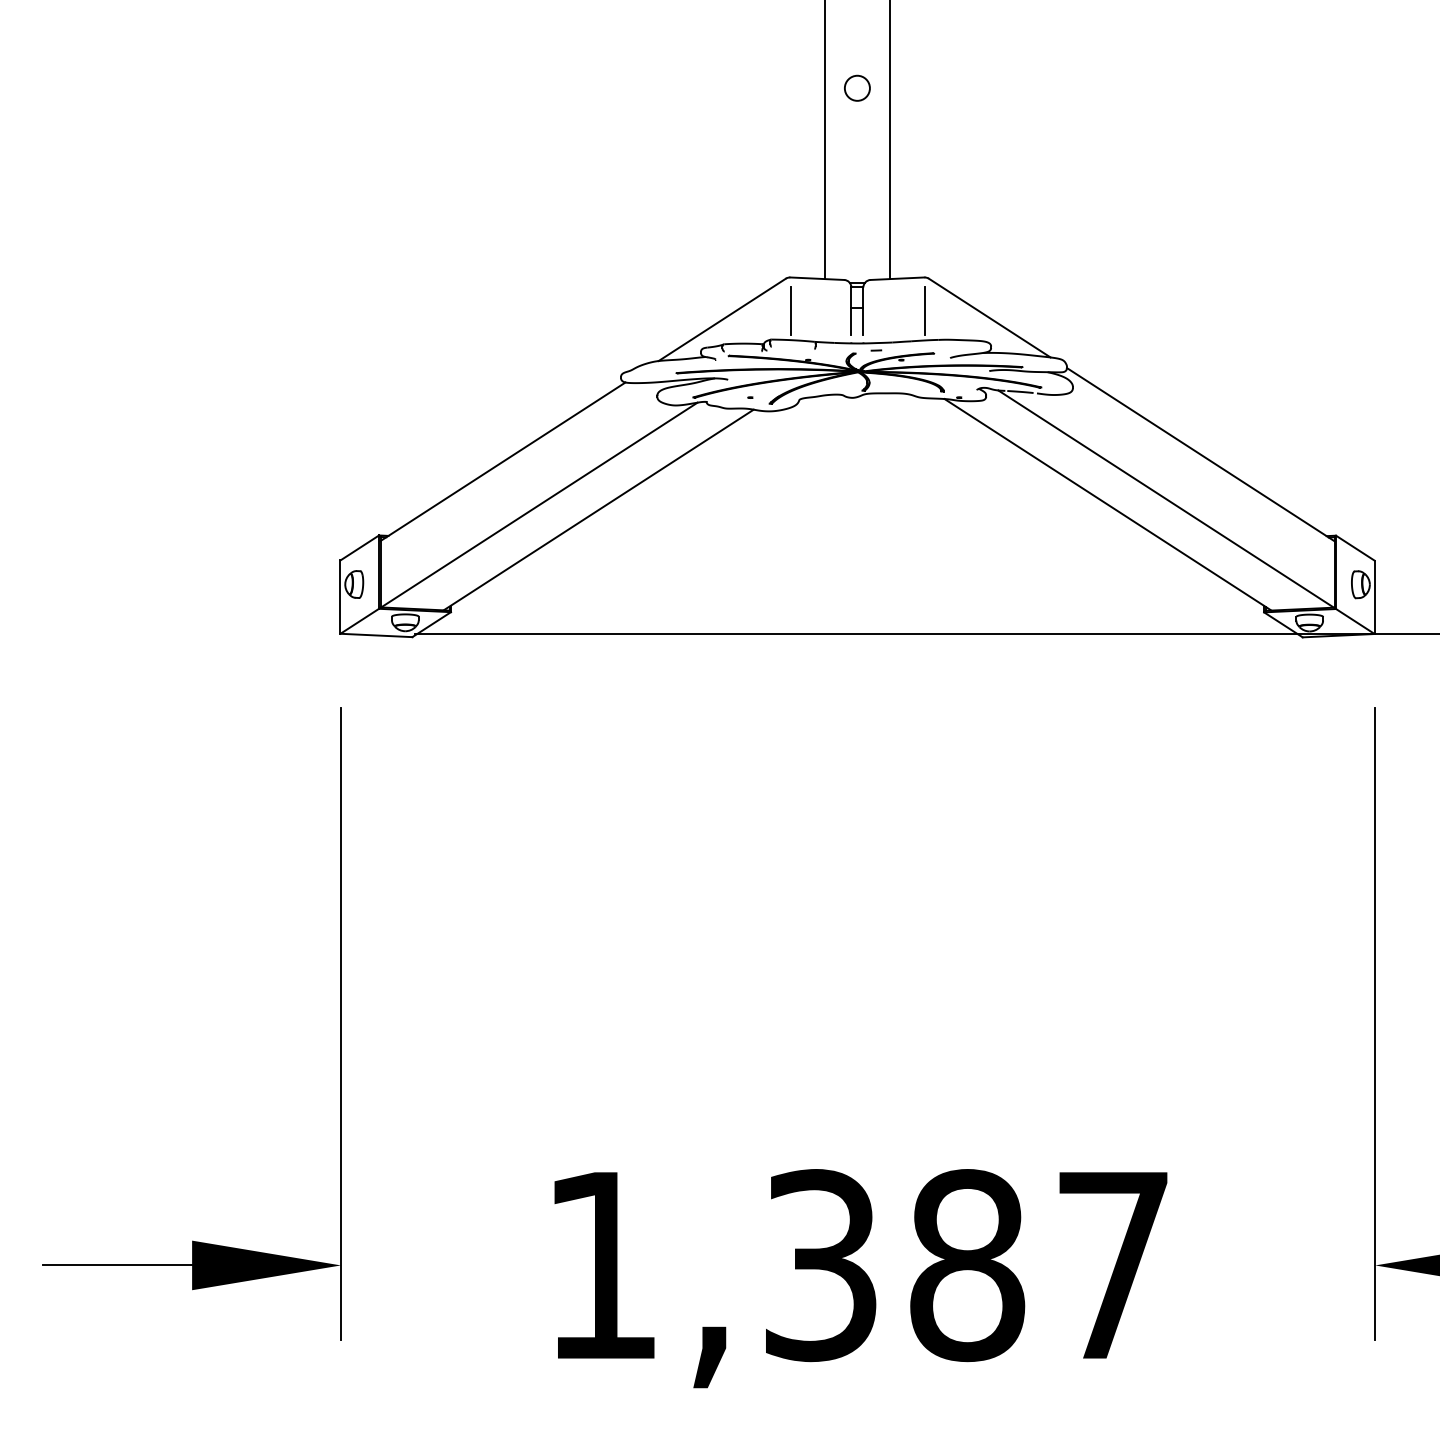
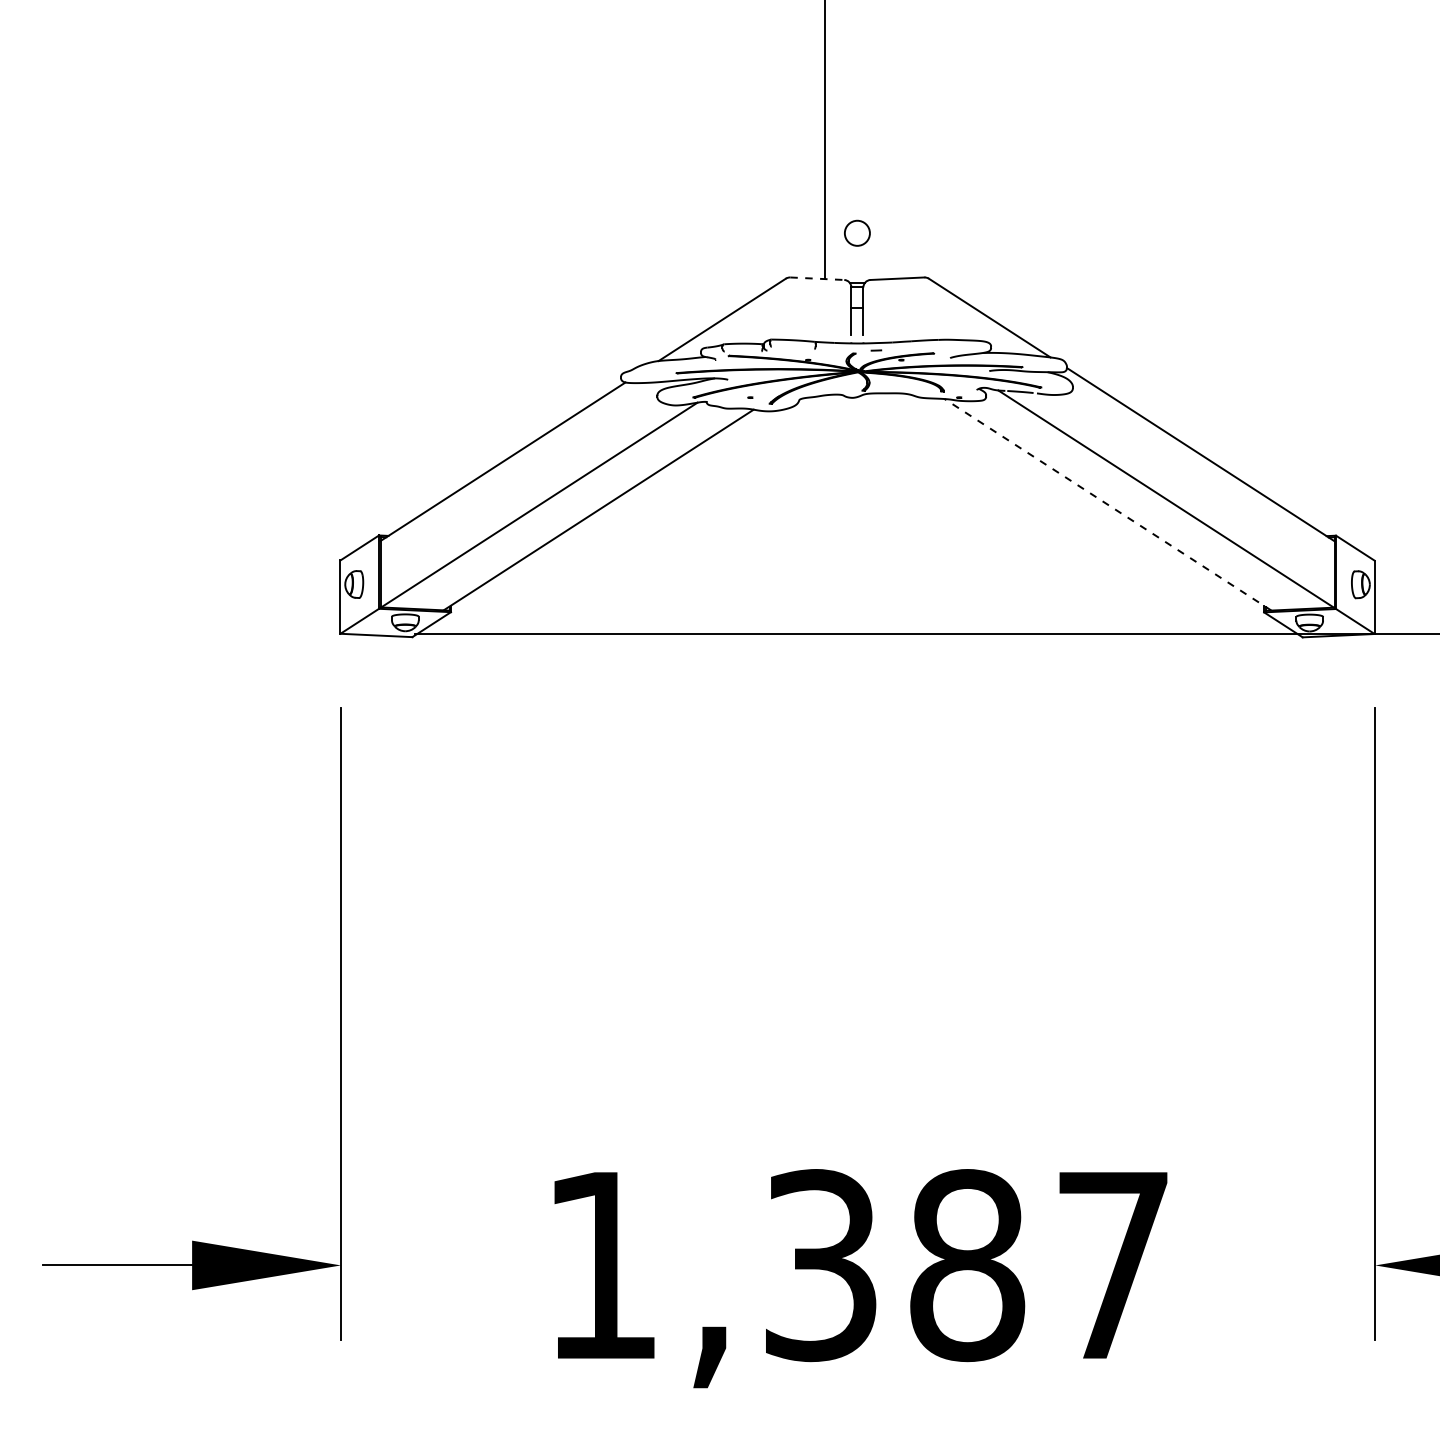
circle position: (857, 87) -> (857, 232) (857, 232)
line: present -> none (890, 140)
line: solid -> dashed (817, 278)
line: present -> none (790, 311)
line: present -> none (924, 311)
line: solid -> dashed (1108, 504)
